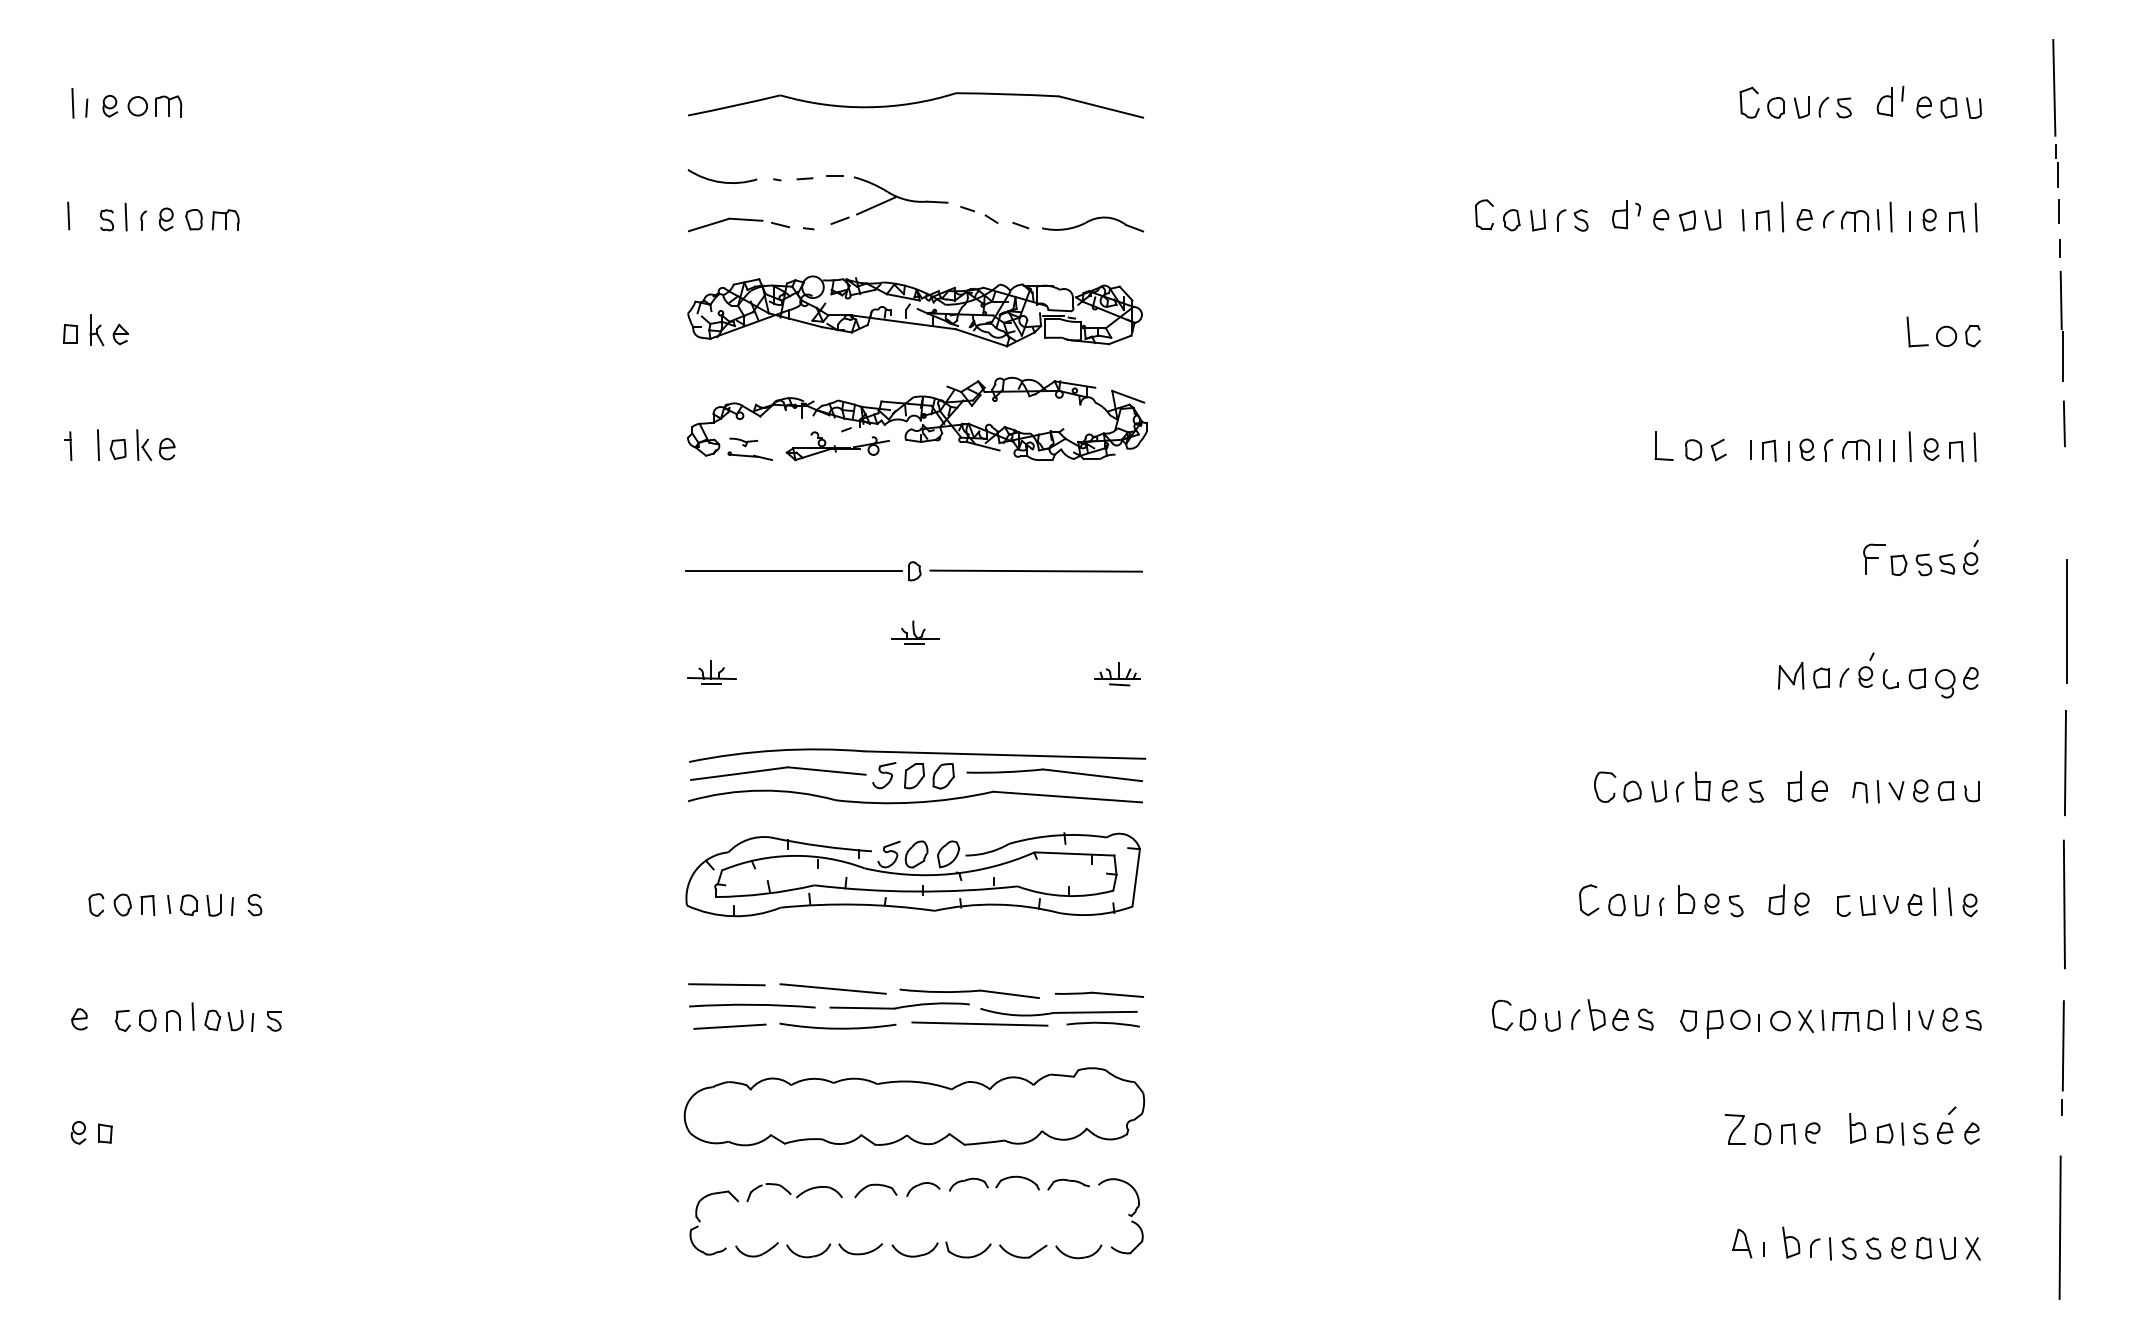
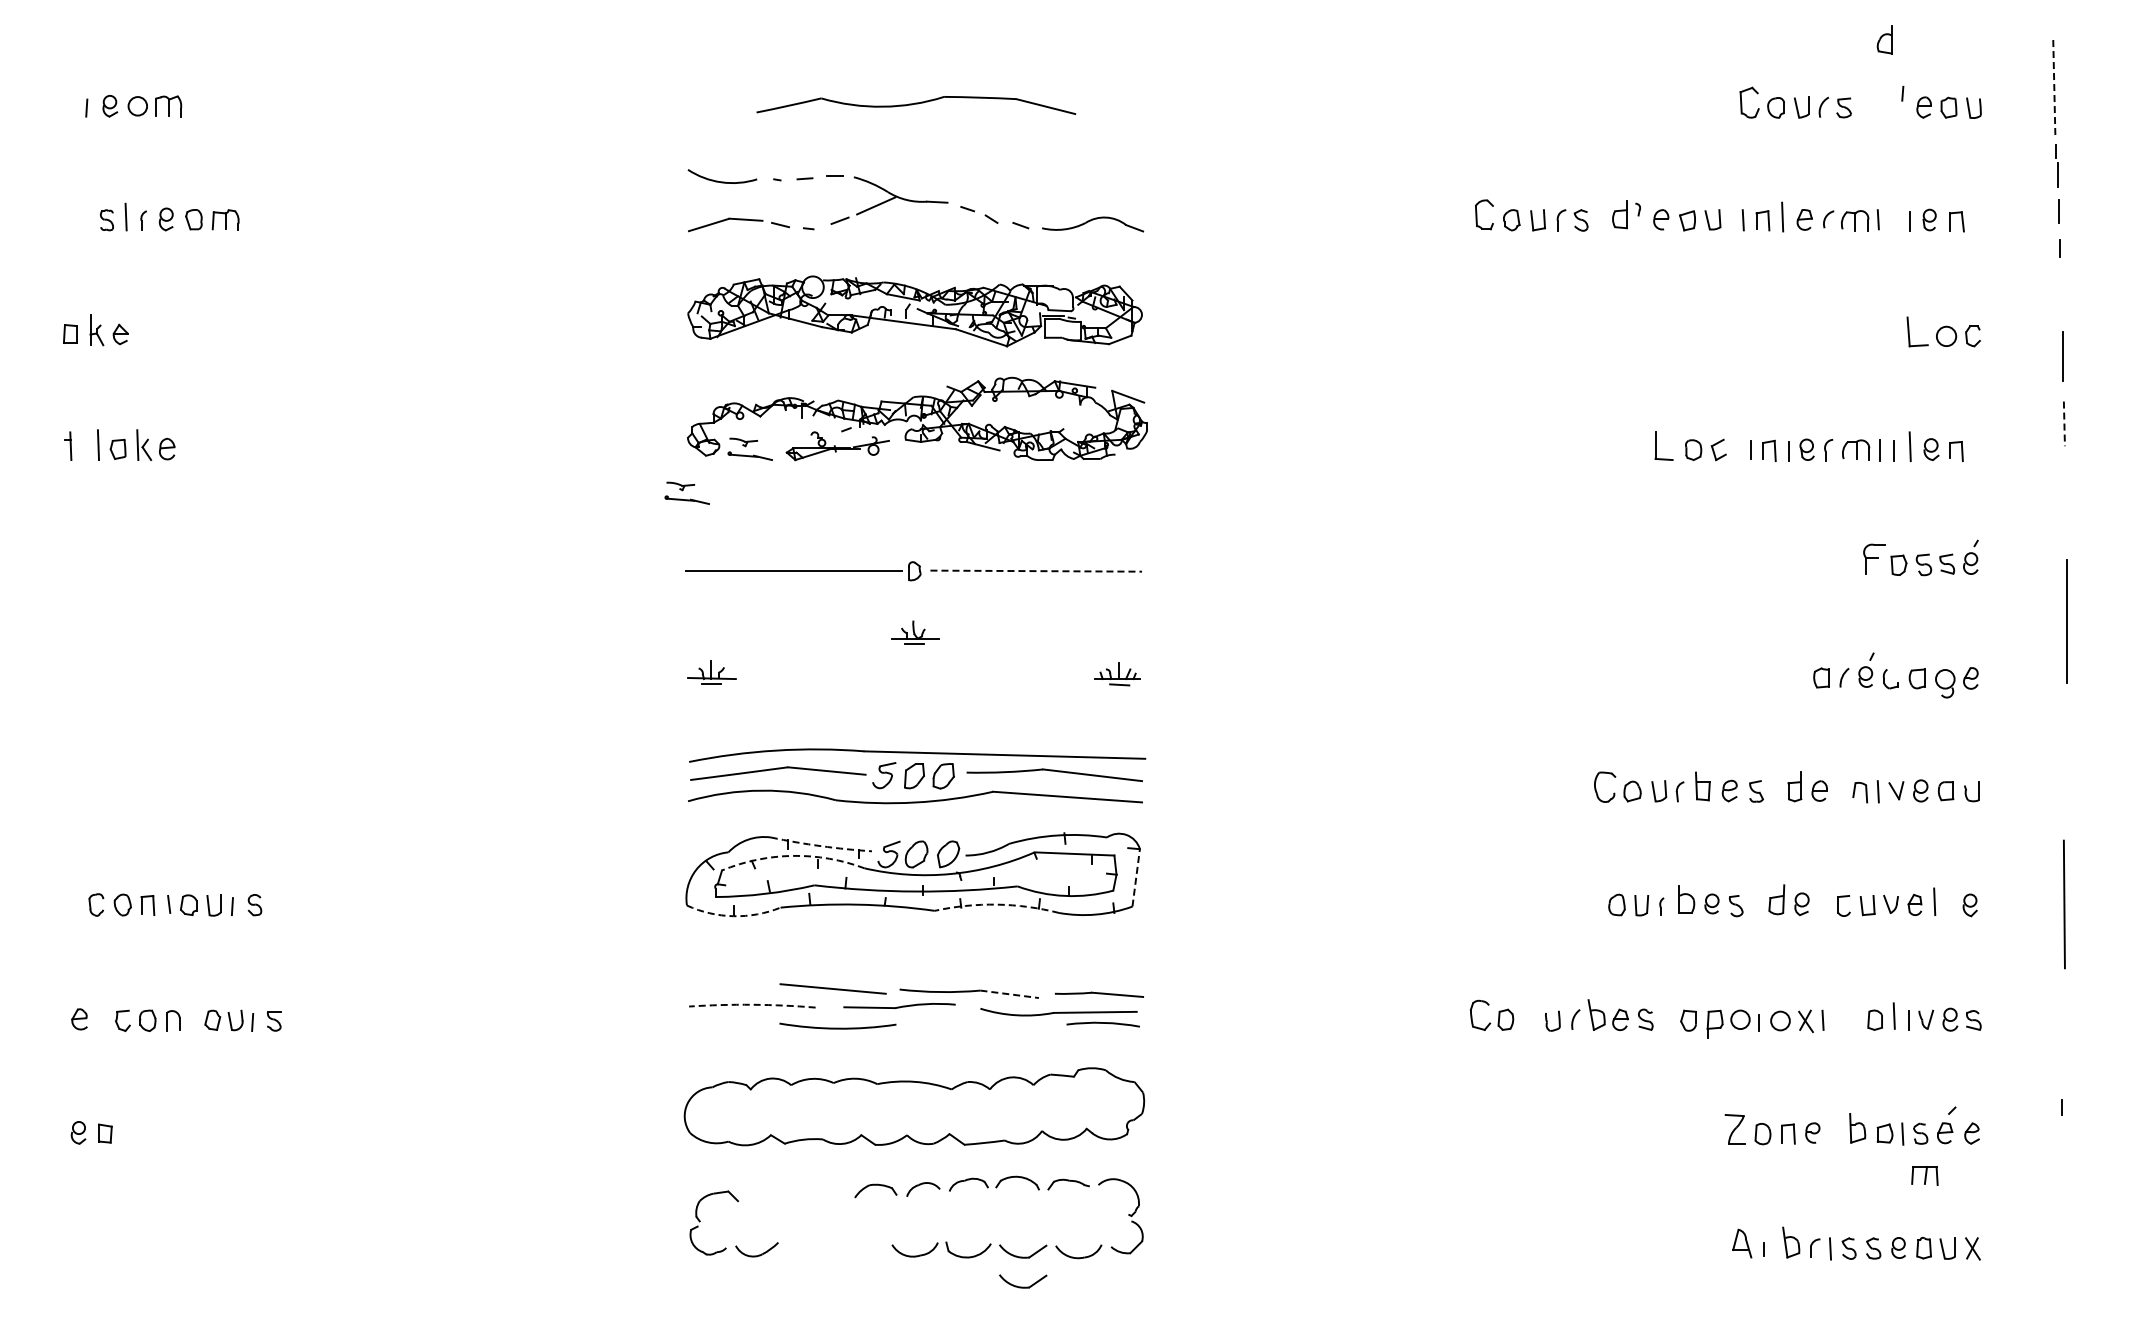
line: solid -> dashed (2054, 87)
part position: (1884, 101) -> (1884, 39) (1884, 39)
line: present -> none (72, 102)
part size: 457x27 px -> 321x19 px (916, 105)
line: present -> none (68, 215)
line: present -> none (1890, 216)
line: present -> none (1975, 217)
line: present -> none (2060, 300)
line: solid -> dashed (2064, 424)
line: present -> none (1974, 447)
part: none -> present (686, 492)
line: solid -> dashed (1036, 571)
part: present -> none (1791, 675)
line: present -> none (2065, 762)
arc: solid -> dashed (821, 846)
arc: solid -> dashed (793, 855)
line: solid -> dashed (1136, 877)
part: present -> none (1581, 900)
line: present -> none (1950, 901)
arc: solid -> dashed (997, 904)
arc: solid -> dashed (733, 916)
line: present -> none (726, 984)
line: solid -> dashed (1010, 994)
arc: solid -> dashed (752, 1004)
part size: 141x8 px -> 113x6 px (899, 1005)
part position: (1514, 1014) -> (1492, 1014) (1492, 1014)
line: present -> none (192, 1016)
part position: (1845, 1021) -> (1924, 1175) (1924, 1175)
line: present -> none (979, 1023)
line: present -> none (729, 1026)
line: present -> none (2062, 1045)
part: present -> none (794, 1192)
line: present -> none (2059, 1227)
part: present -> none (834, 1250)
part: none -> present (1023, 1281)
